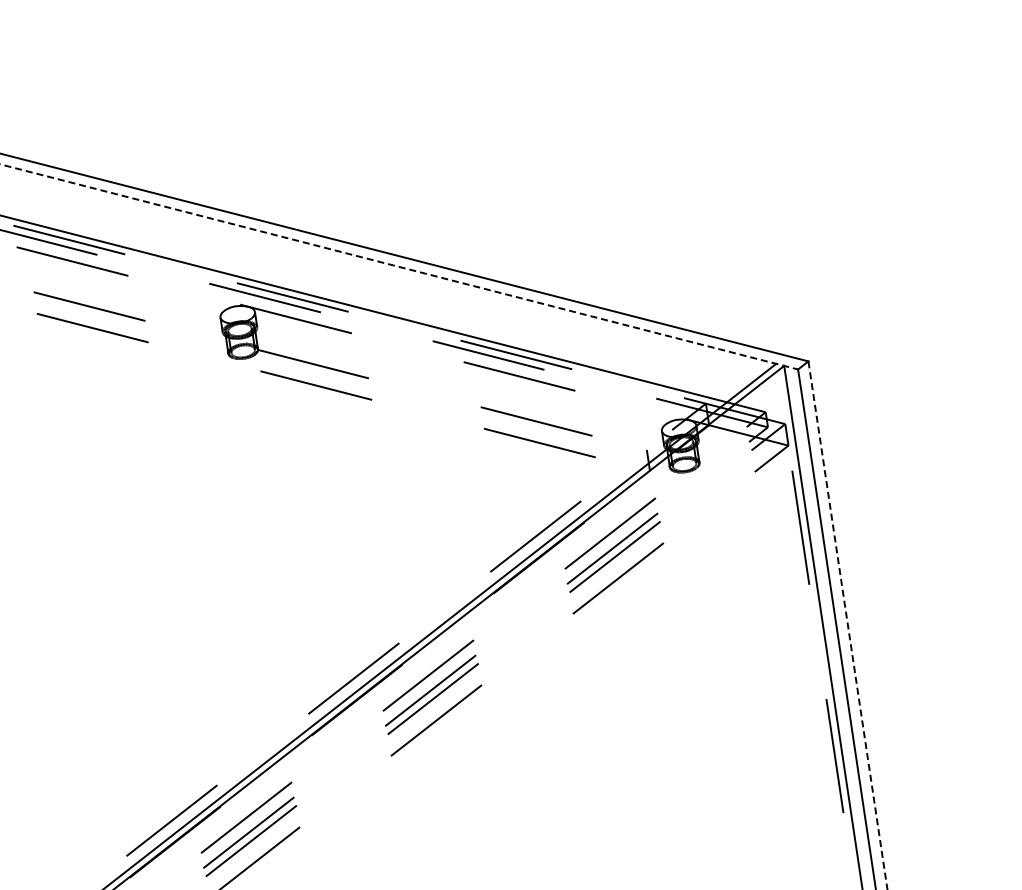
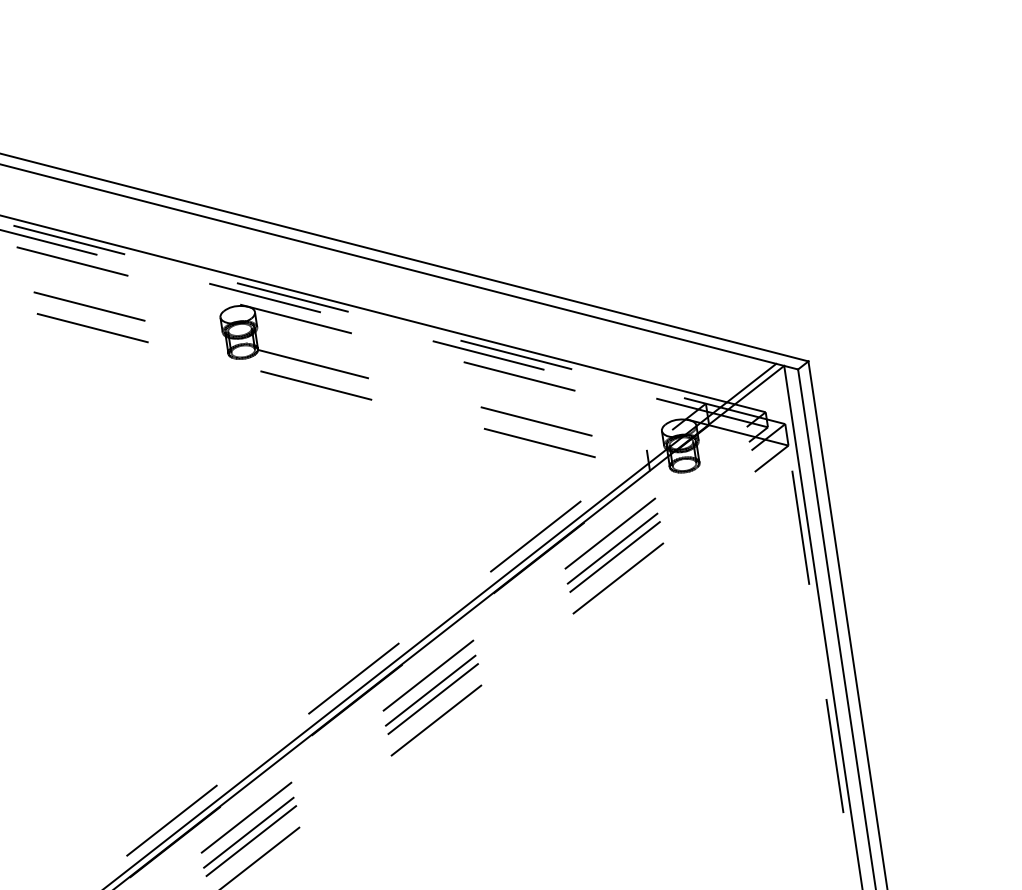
line: dashed -> solid (399, 266)
line: dashed -> solid (847, 625)
